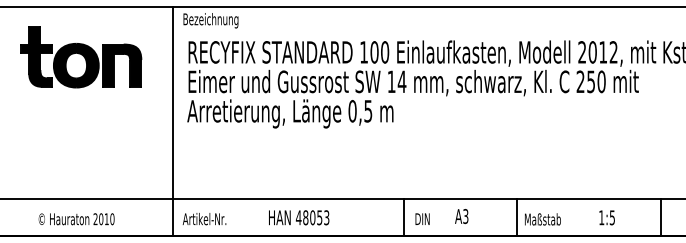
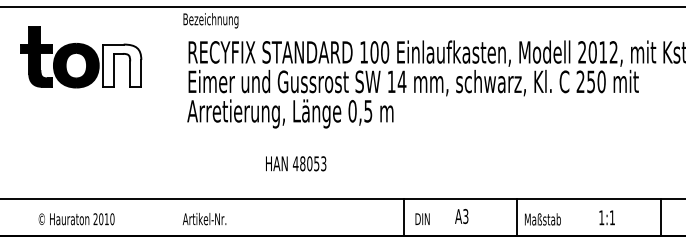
fill: present -> none (121, 65)
line: present -> none (173, 121)
text position: (299, 217) -> (296, 163) (296, 163)
text: 1:5 -> 1:1 (611, 217)
